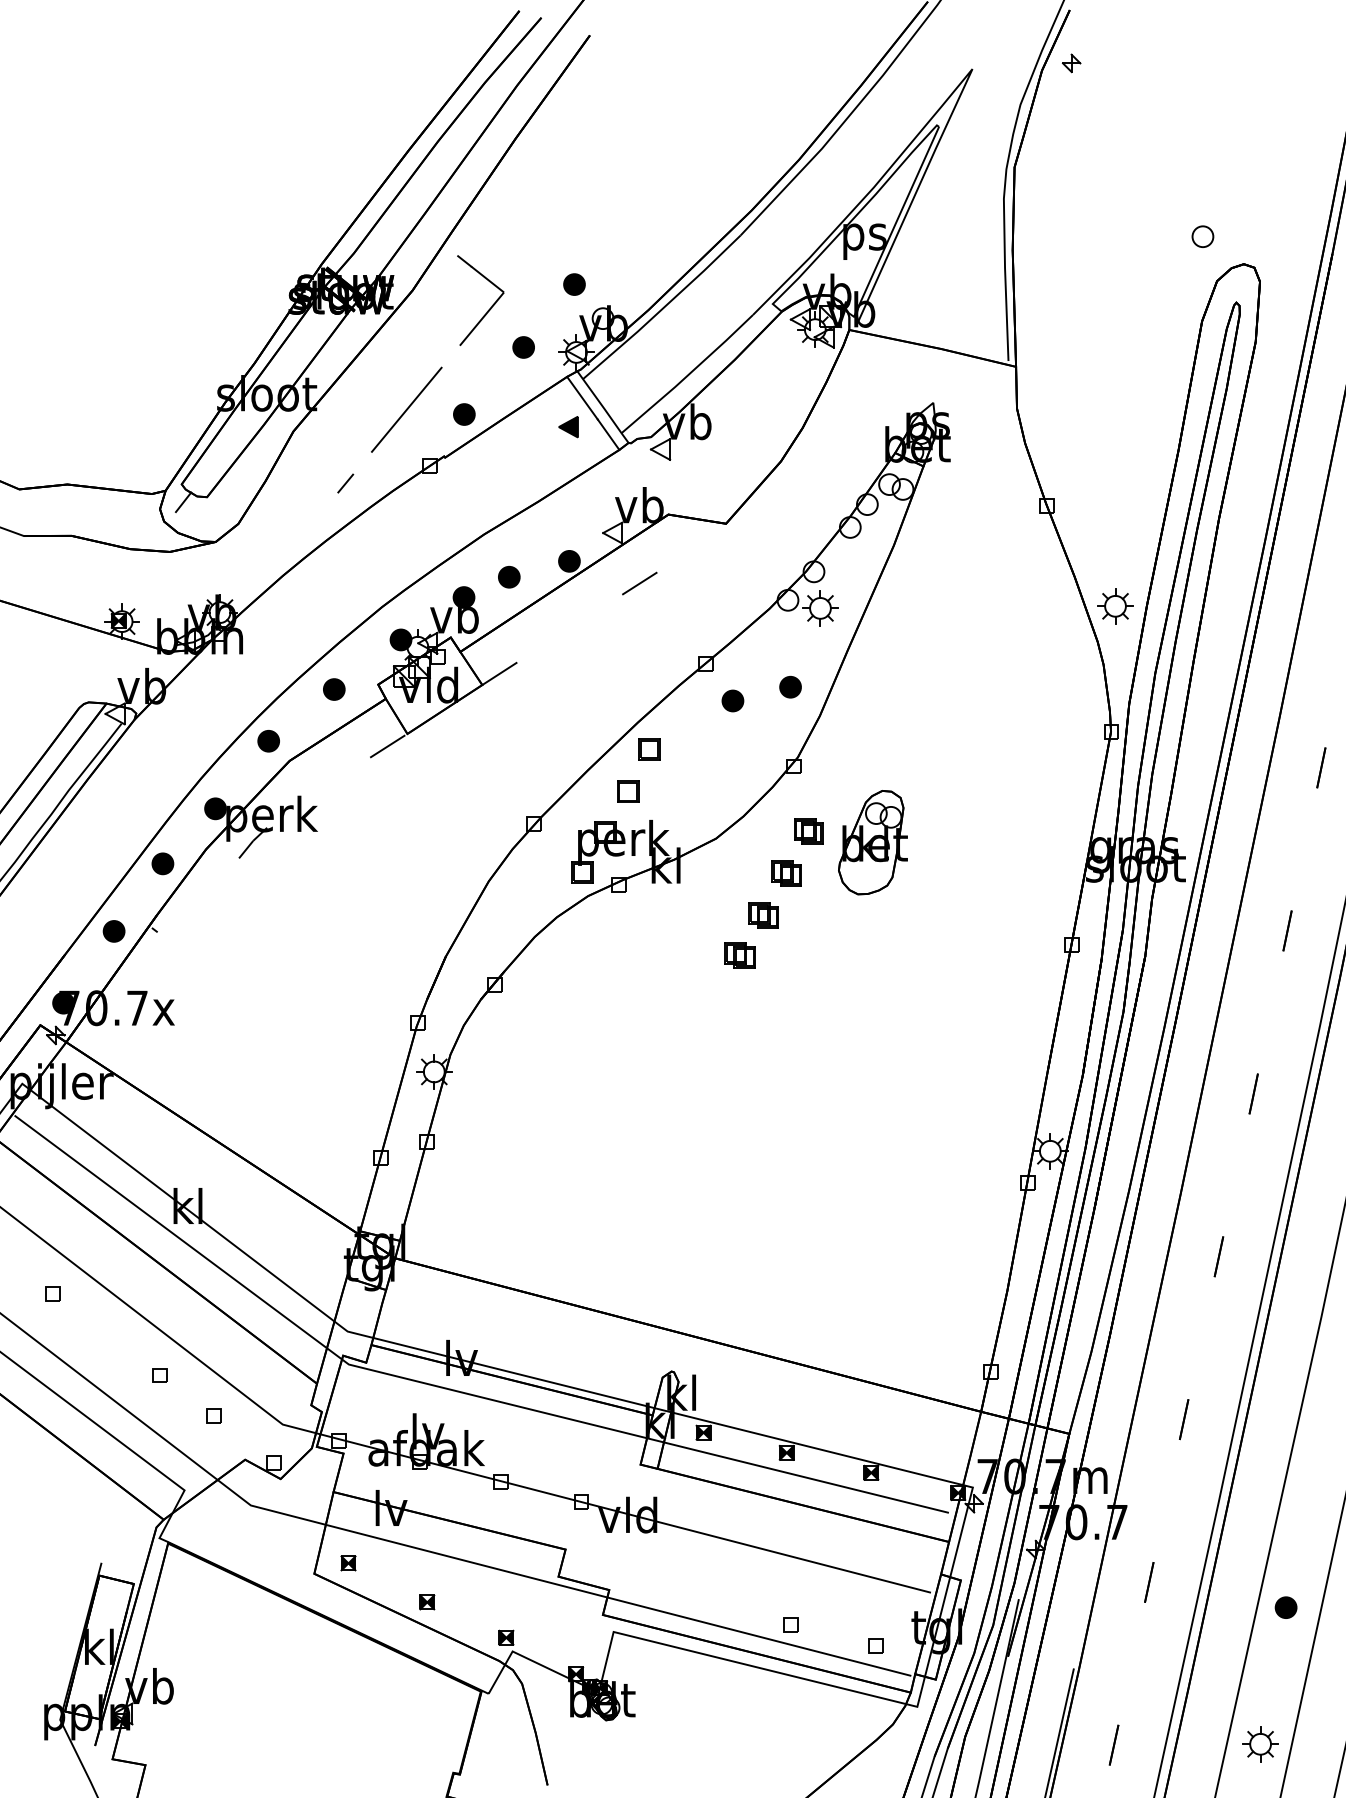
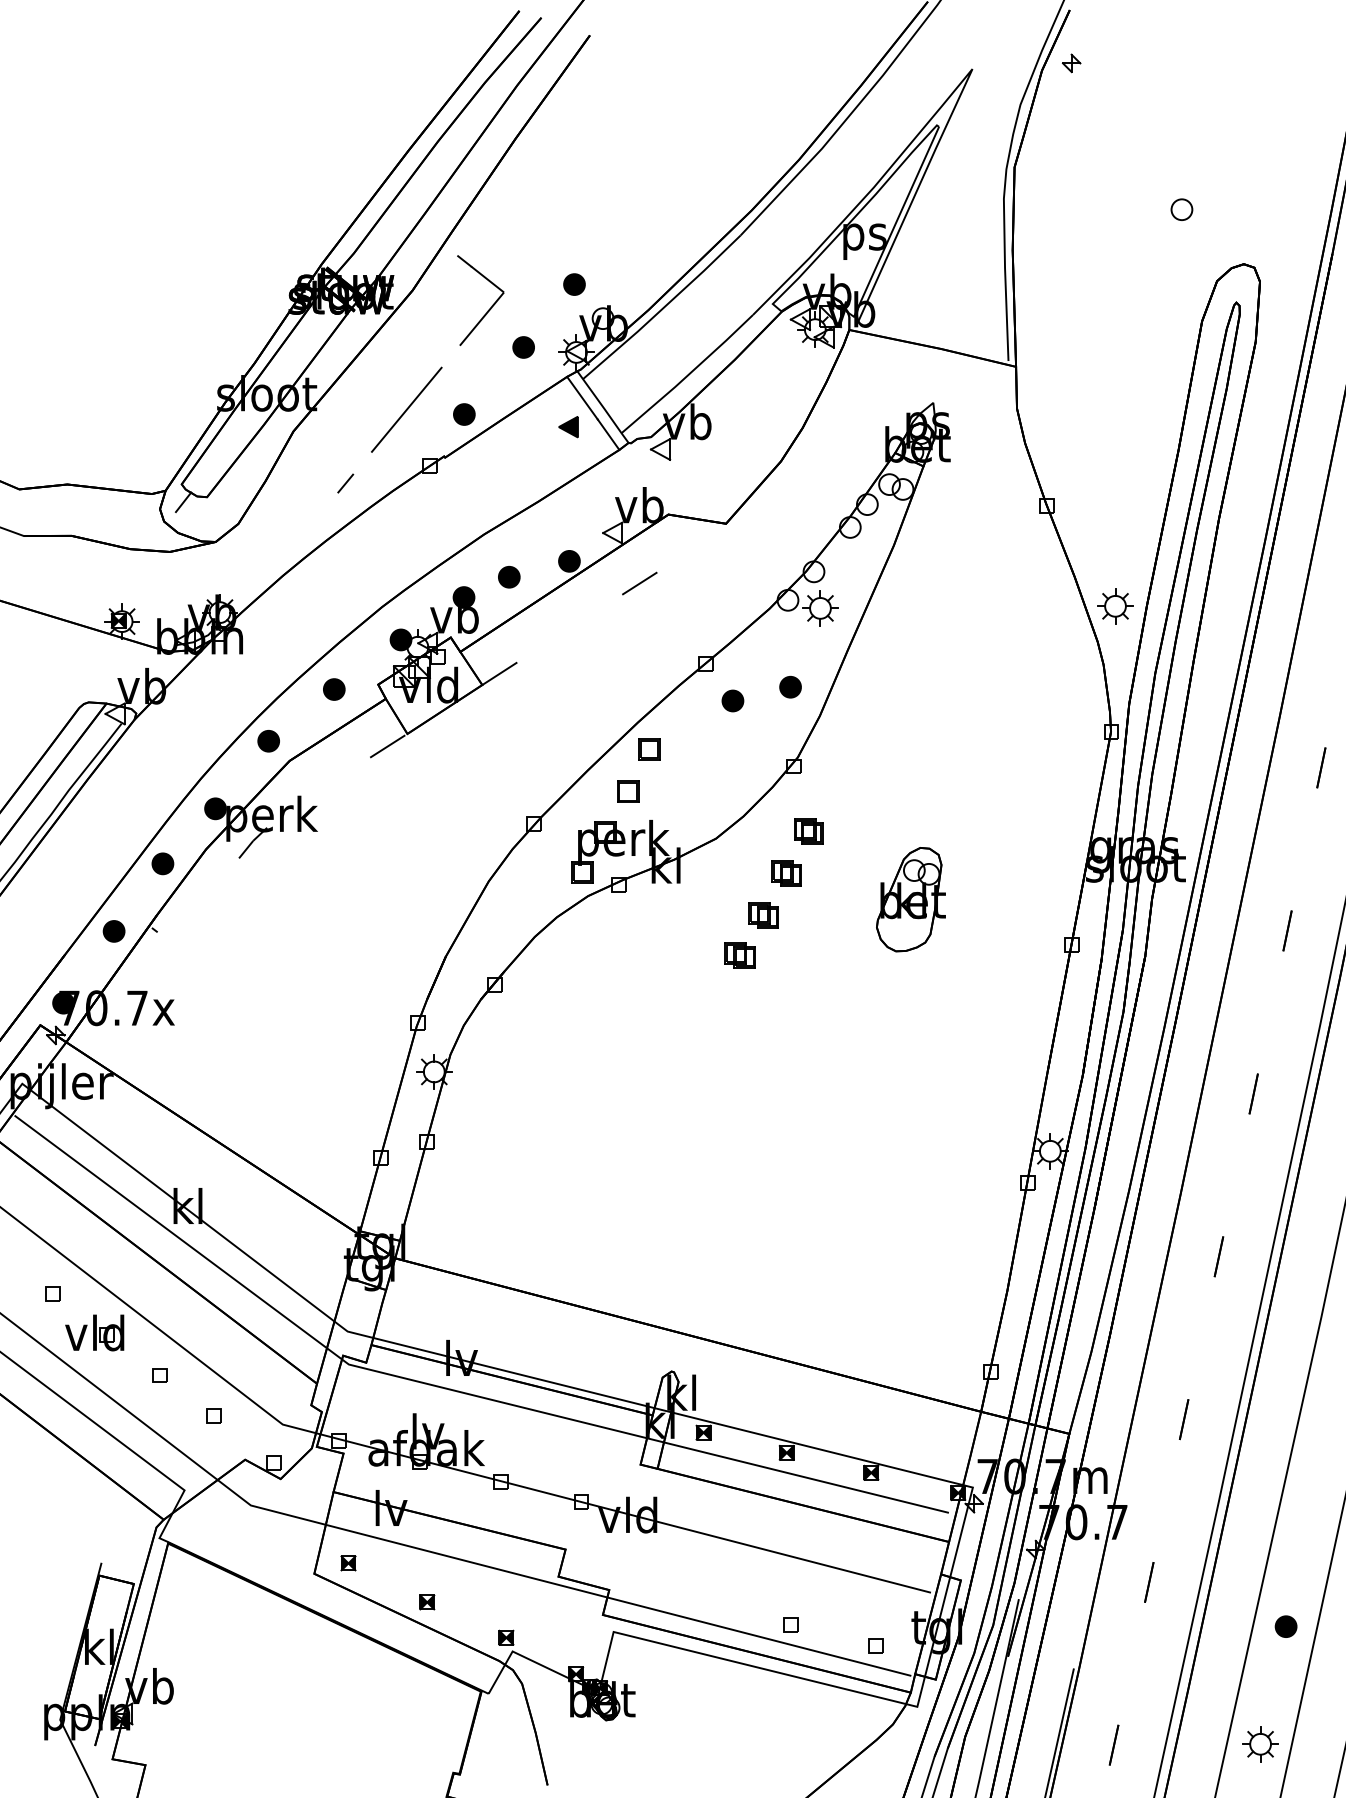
part position: (1202, 236) -> (1181, 209) (1181, 209)
part position: (872, 842) -> (910, 899) (910, 899)
part: none -> present (94, 1332)
part position: (1285, 1607) -> (1285, 1626) (1285, 1626)
